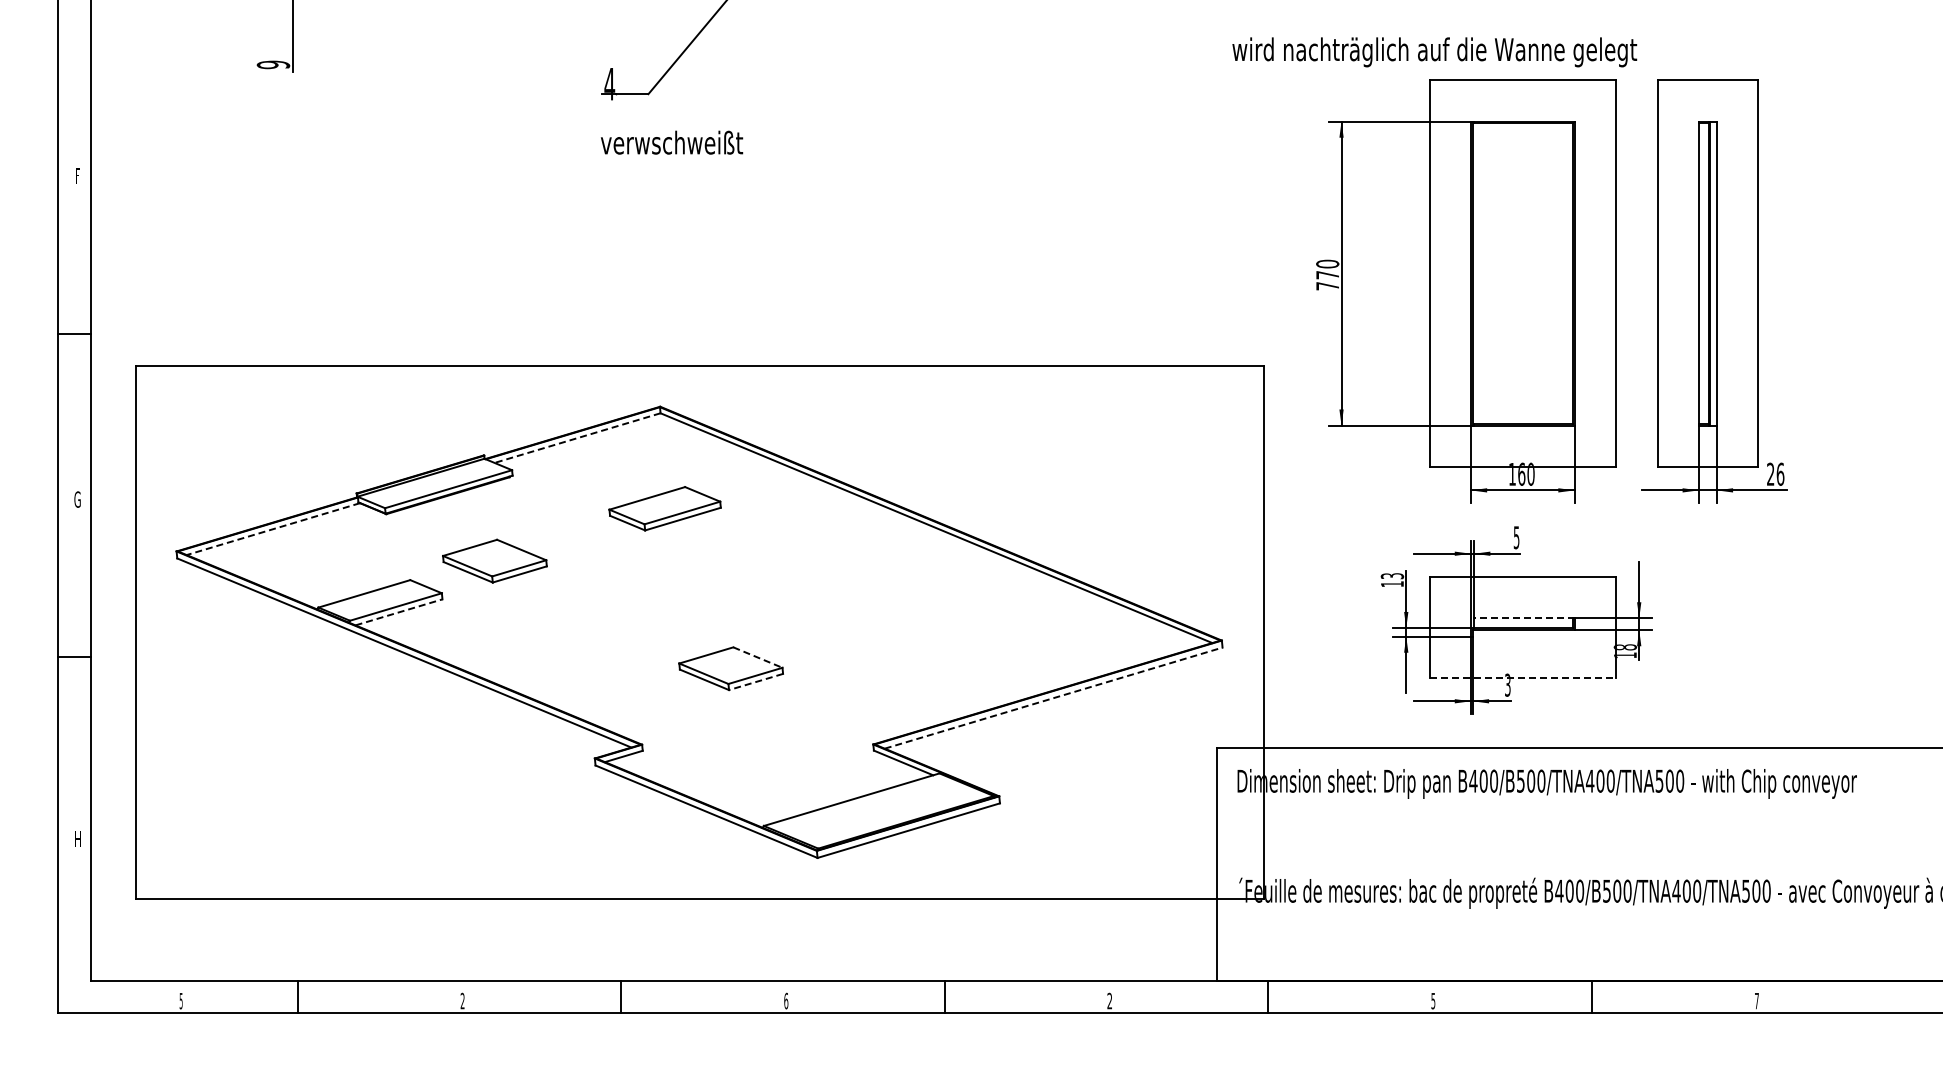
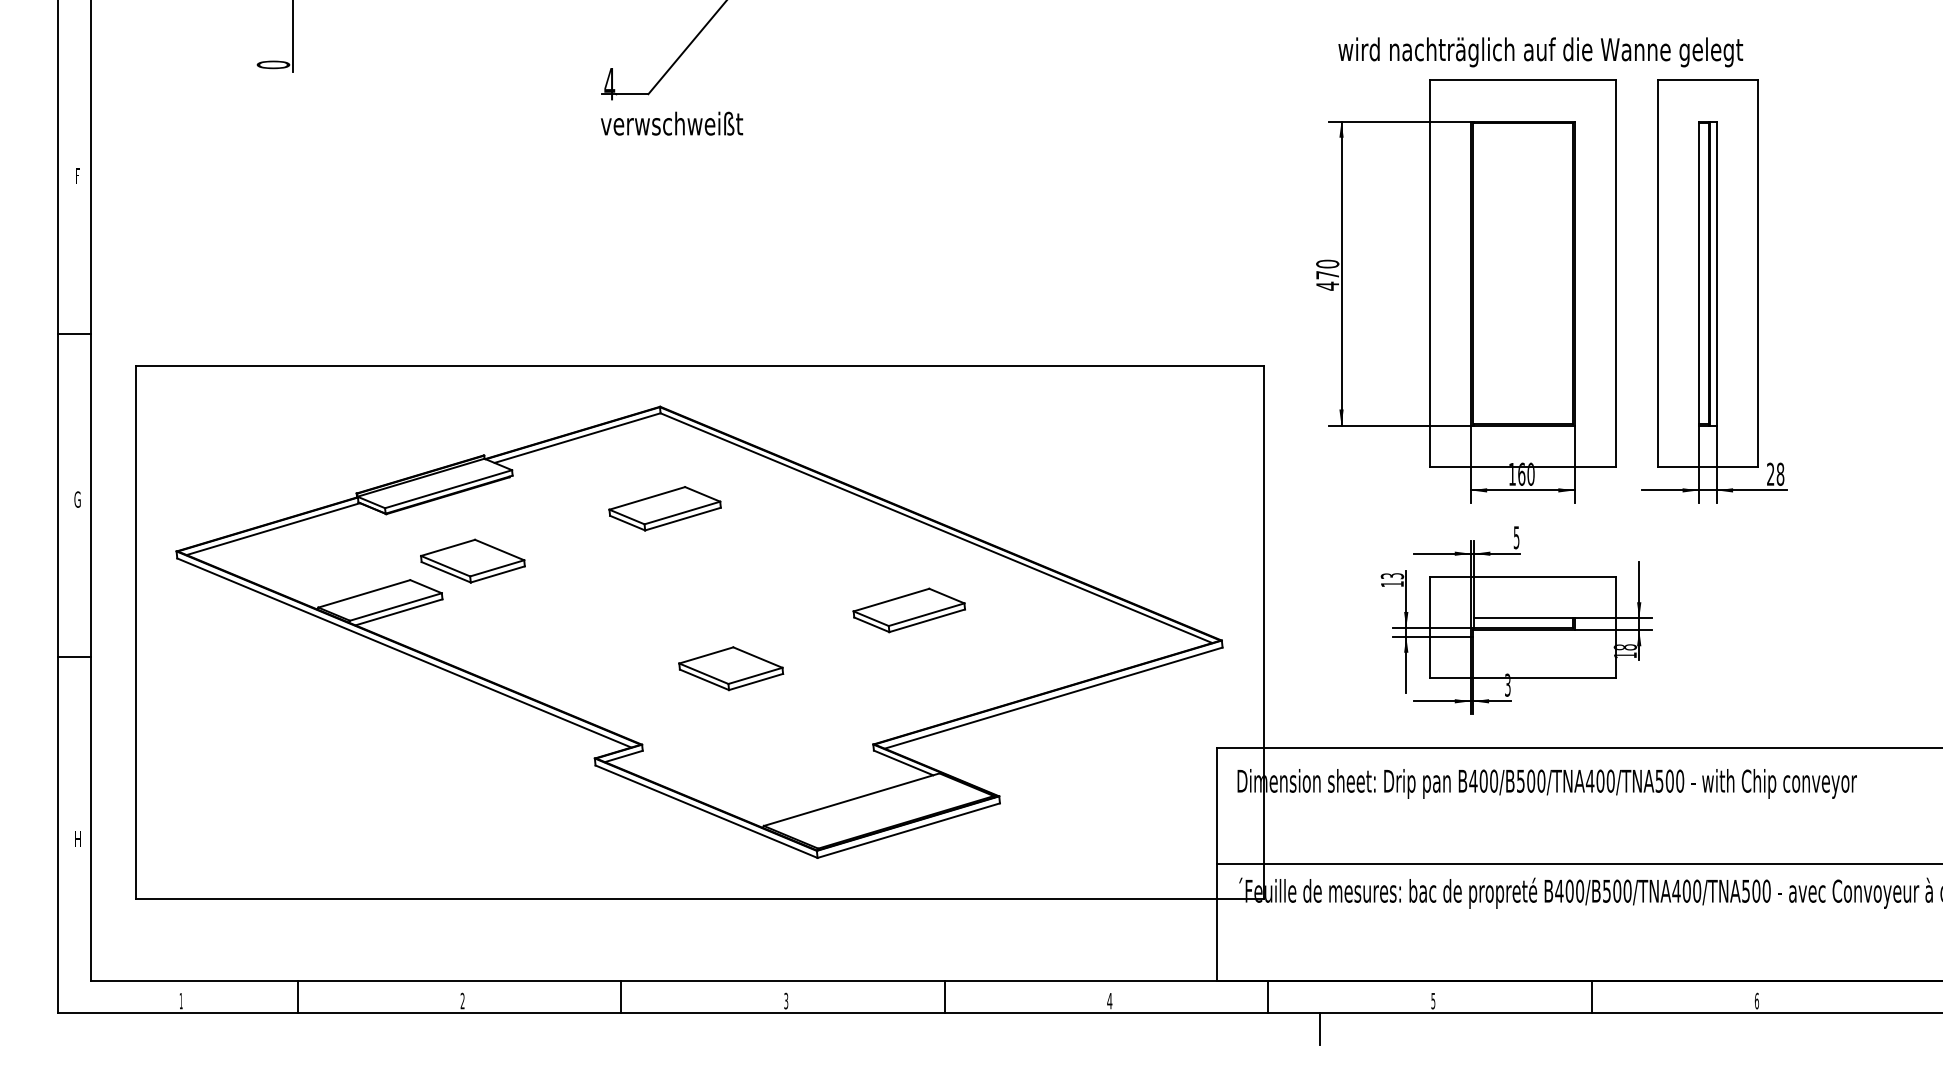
text position: (1434, 52) -> (1540, 52) (1540, 52)
text: 9 -> 0 (273, 64)
text position: (672, 142) -> (672, 123) (672, 123)
text: 770 -> 470 (1327, 285)
line: dashed -> solid (577, 438)
text: 26 -> 28 (1780, 473)
line: dashed -> solid (273, 529)
part position: (494, 560) -> (472, 560) (472, 560)
part: none -> present (908, 610)
line: dashed -> solid (399, 612)
line: dashed -> solid (1523, 618)
line: dashed -> solid (757, 657)
line: dashed -> solid (1522, 677)
line: dashed -> solid (755, 682)
line: dashed -> solid (1054, 698)
line: none -> present (1577, 864)
text: 6 -> 3 (786, 1000)
text: 2 -> 4 (1109, 1000)
text: 7 -> 6 (1756, 1000)
text: 5 -> 1 (180, 1001)
line: none -> present (1320, 1029)
